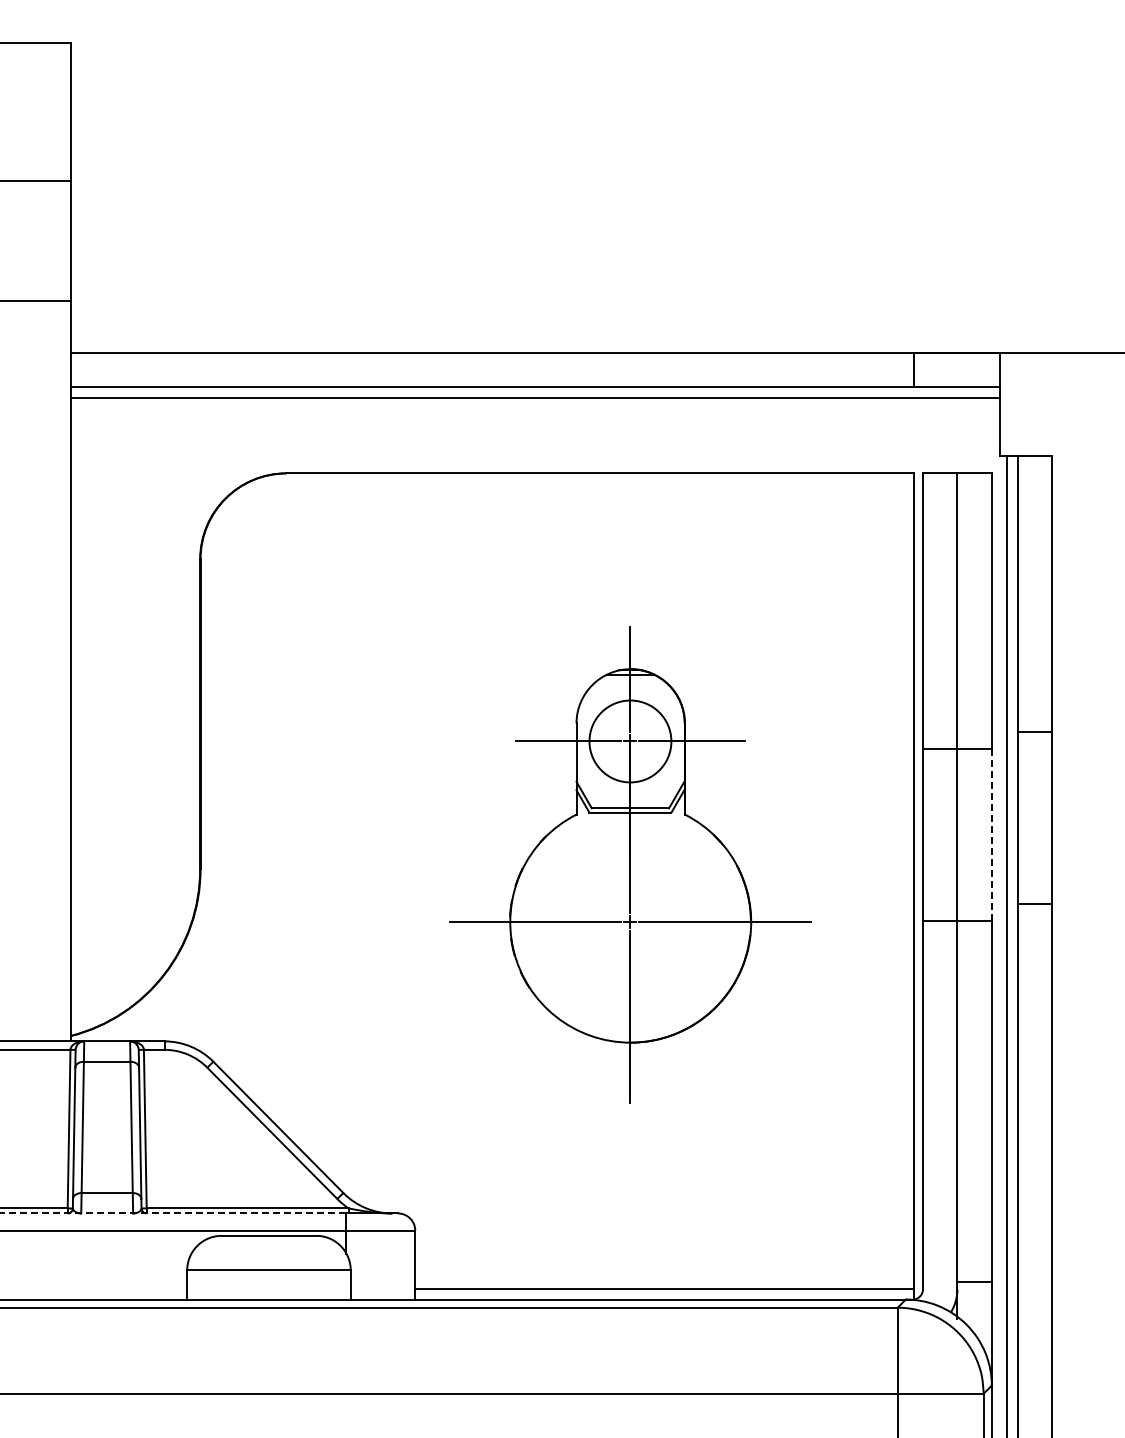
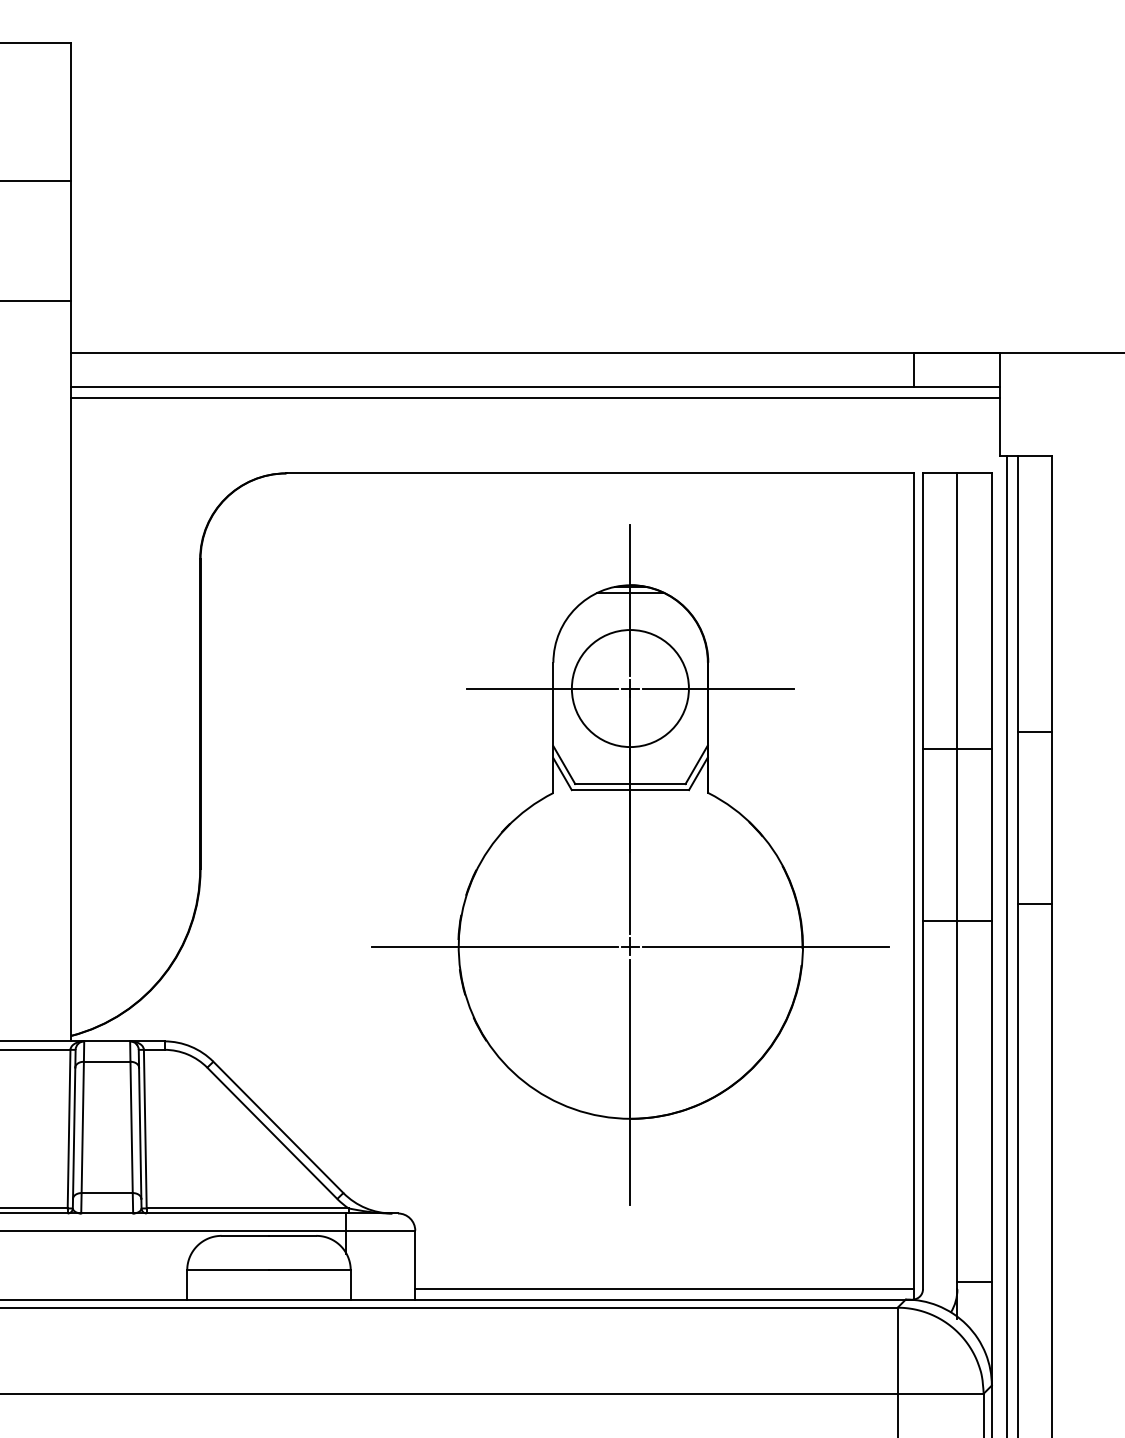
line: dashed -> solid (991, 835)
part size: 363x478 px -> 519x682 px (630, 864)
line: dashed -> solid (173, 1213)
